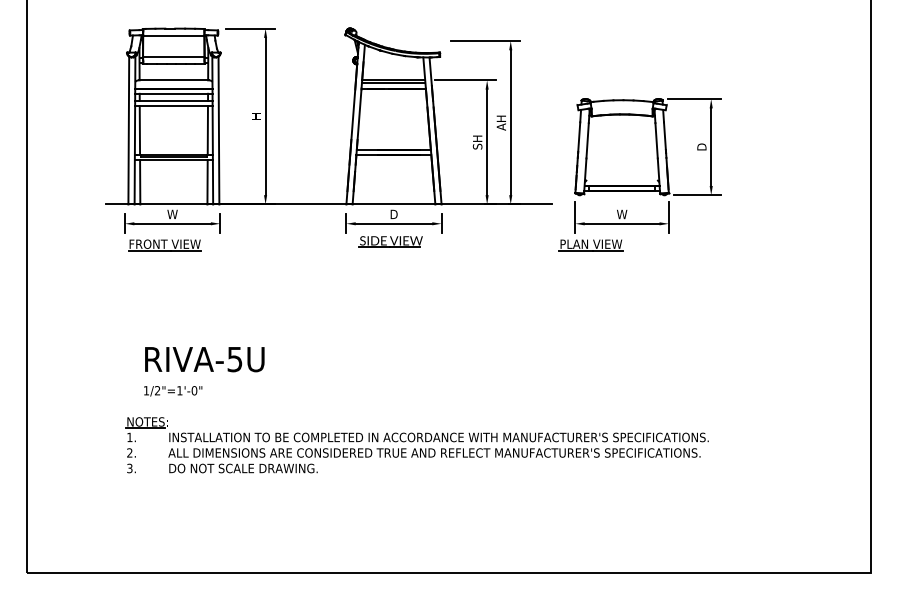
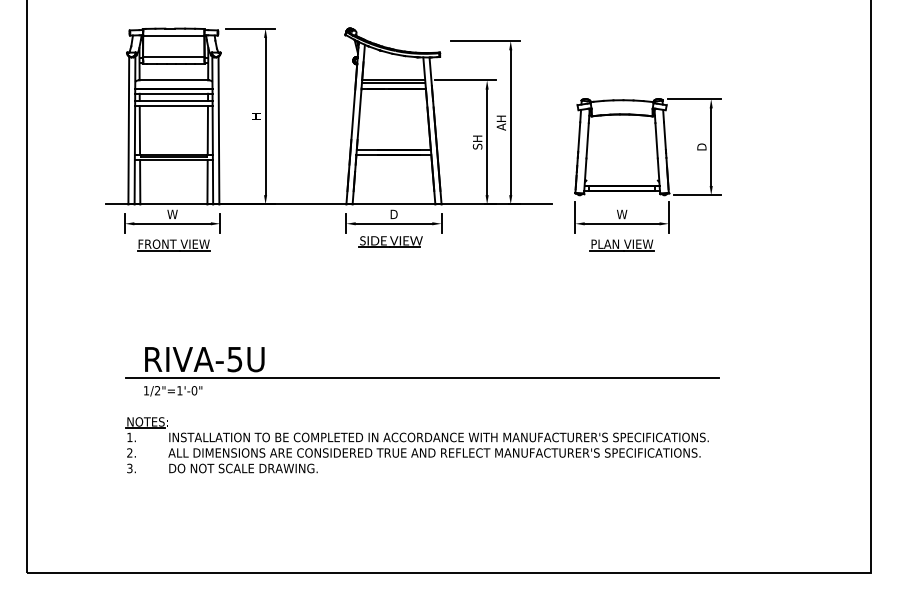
part position: (164, 245) -> (173, 245) (173, 245)
part position: (590, 245) -> (621, 245) (621, 245)
line: none -> present (422, 377)
